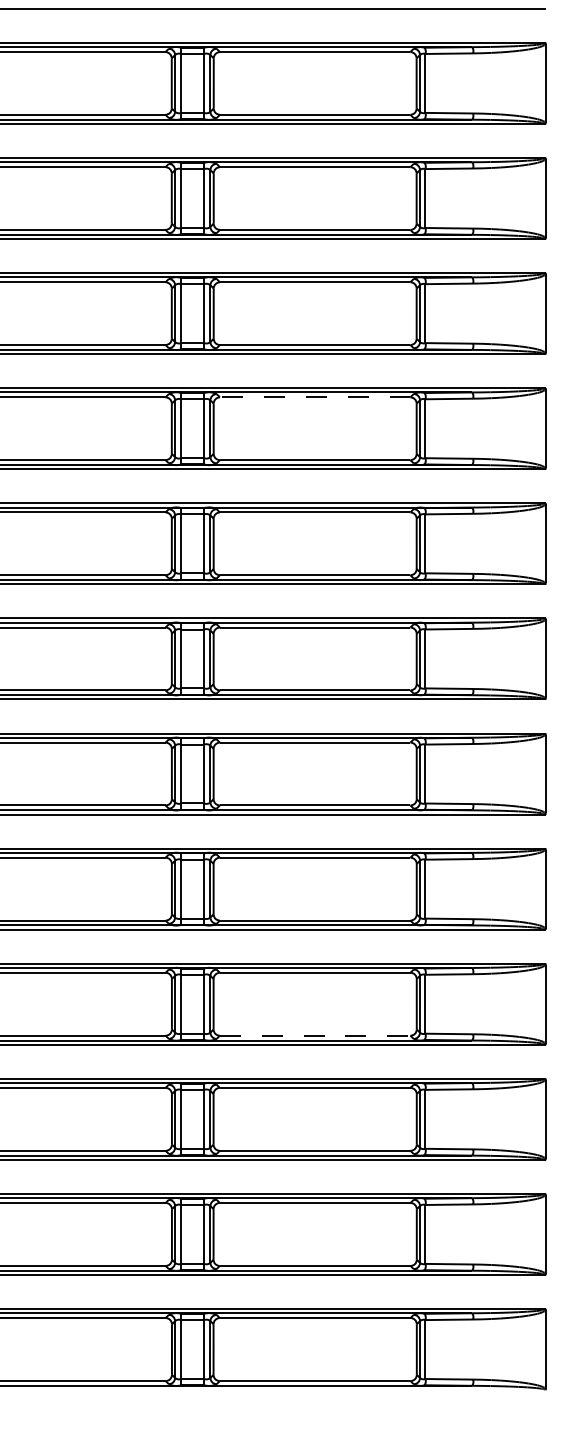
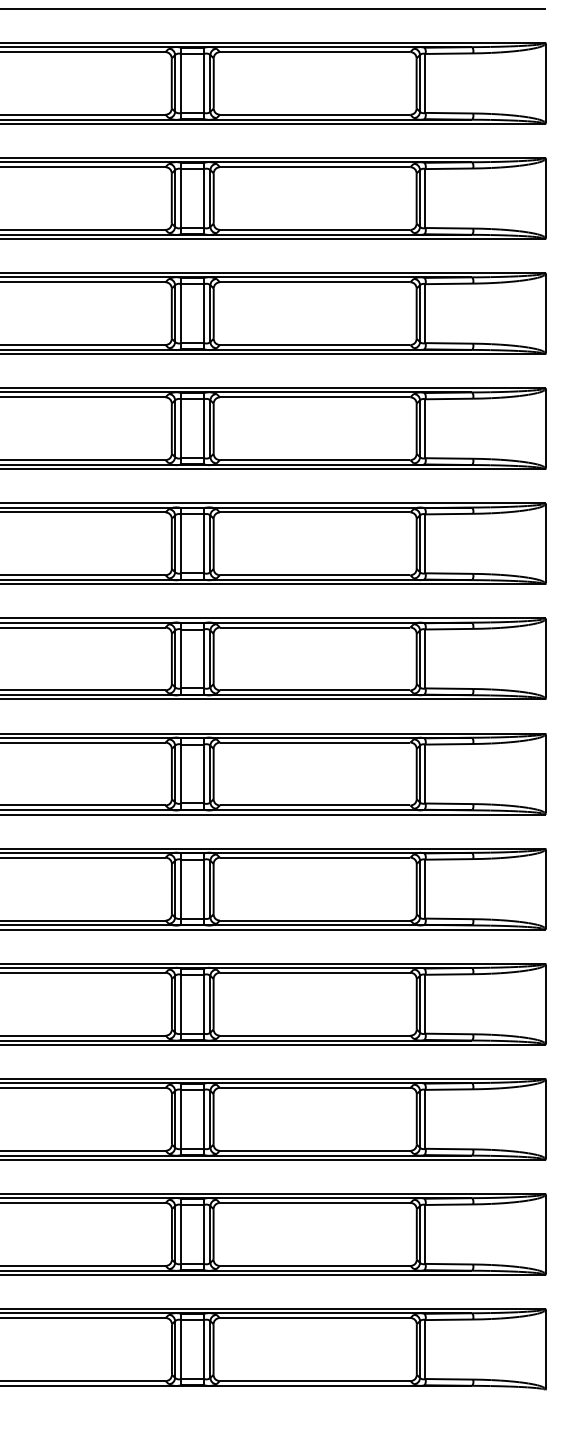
line: dashed -> solid (314, 397)
line: dashed -> solid (315, 1035)
